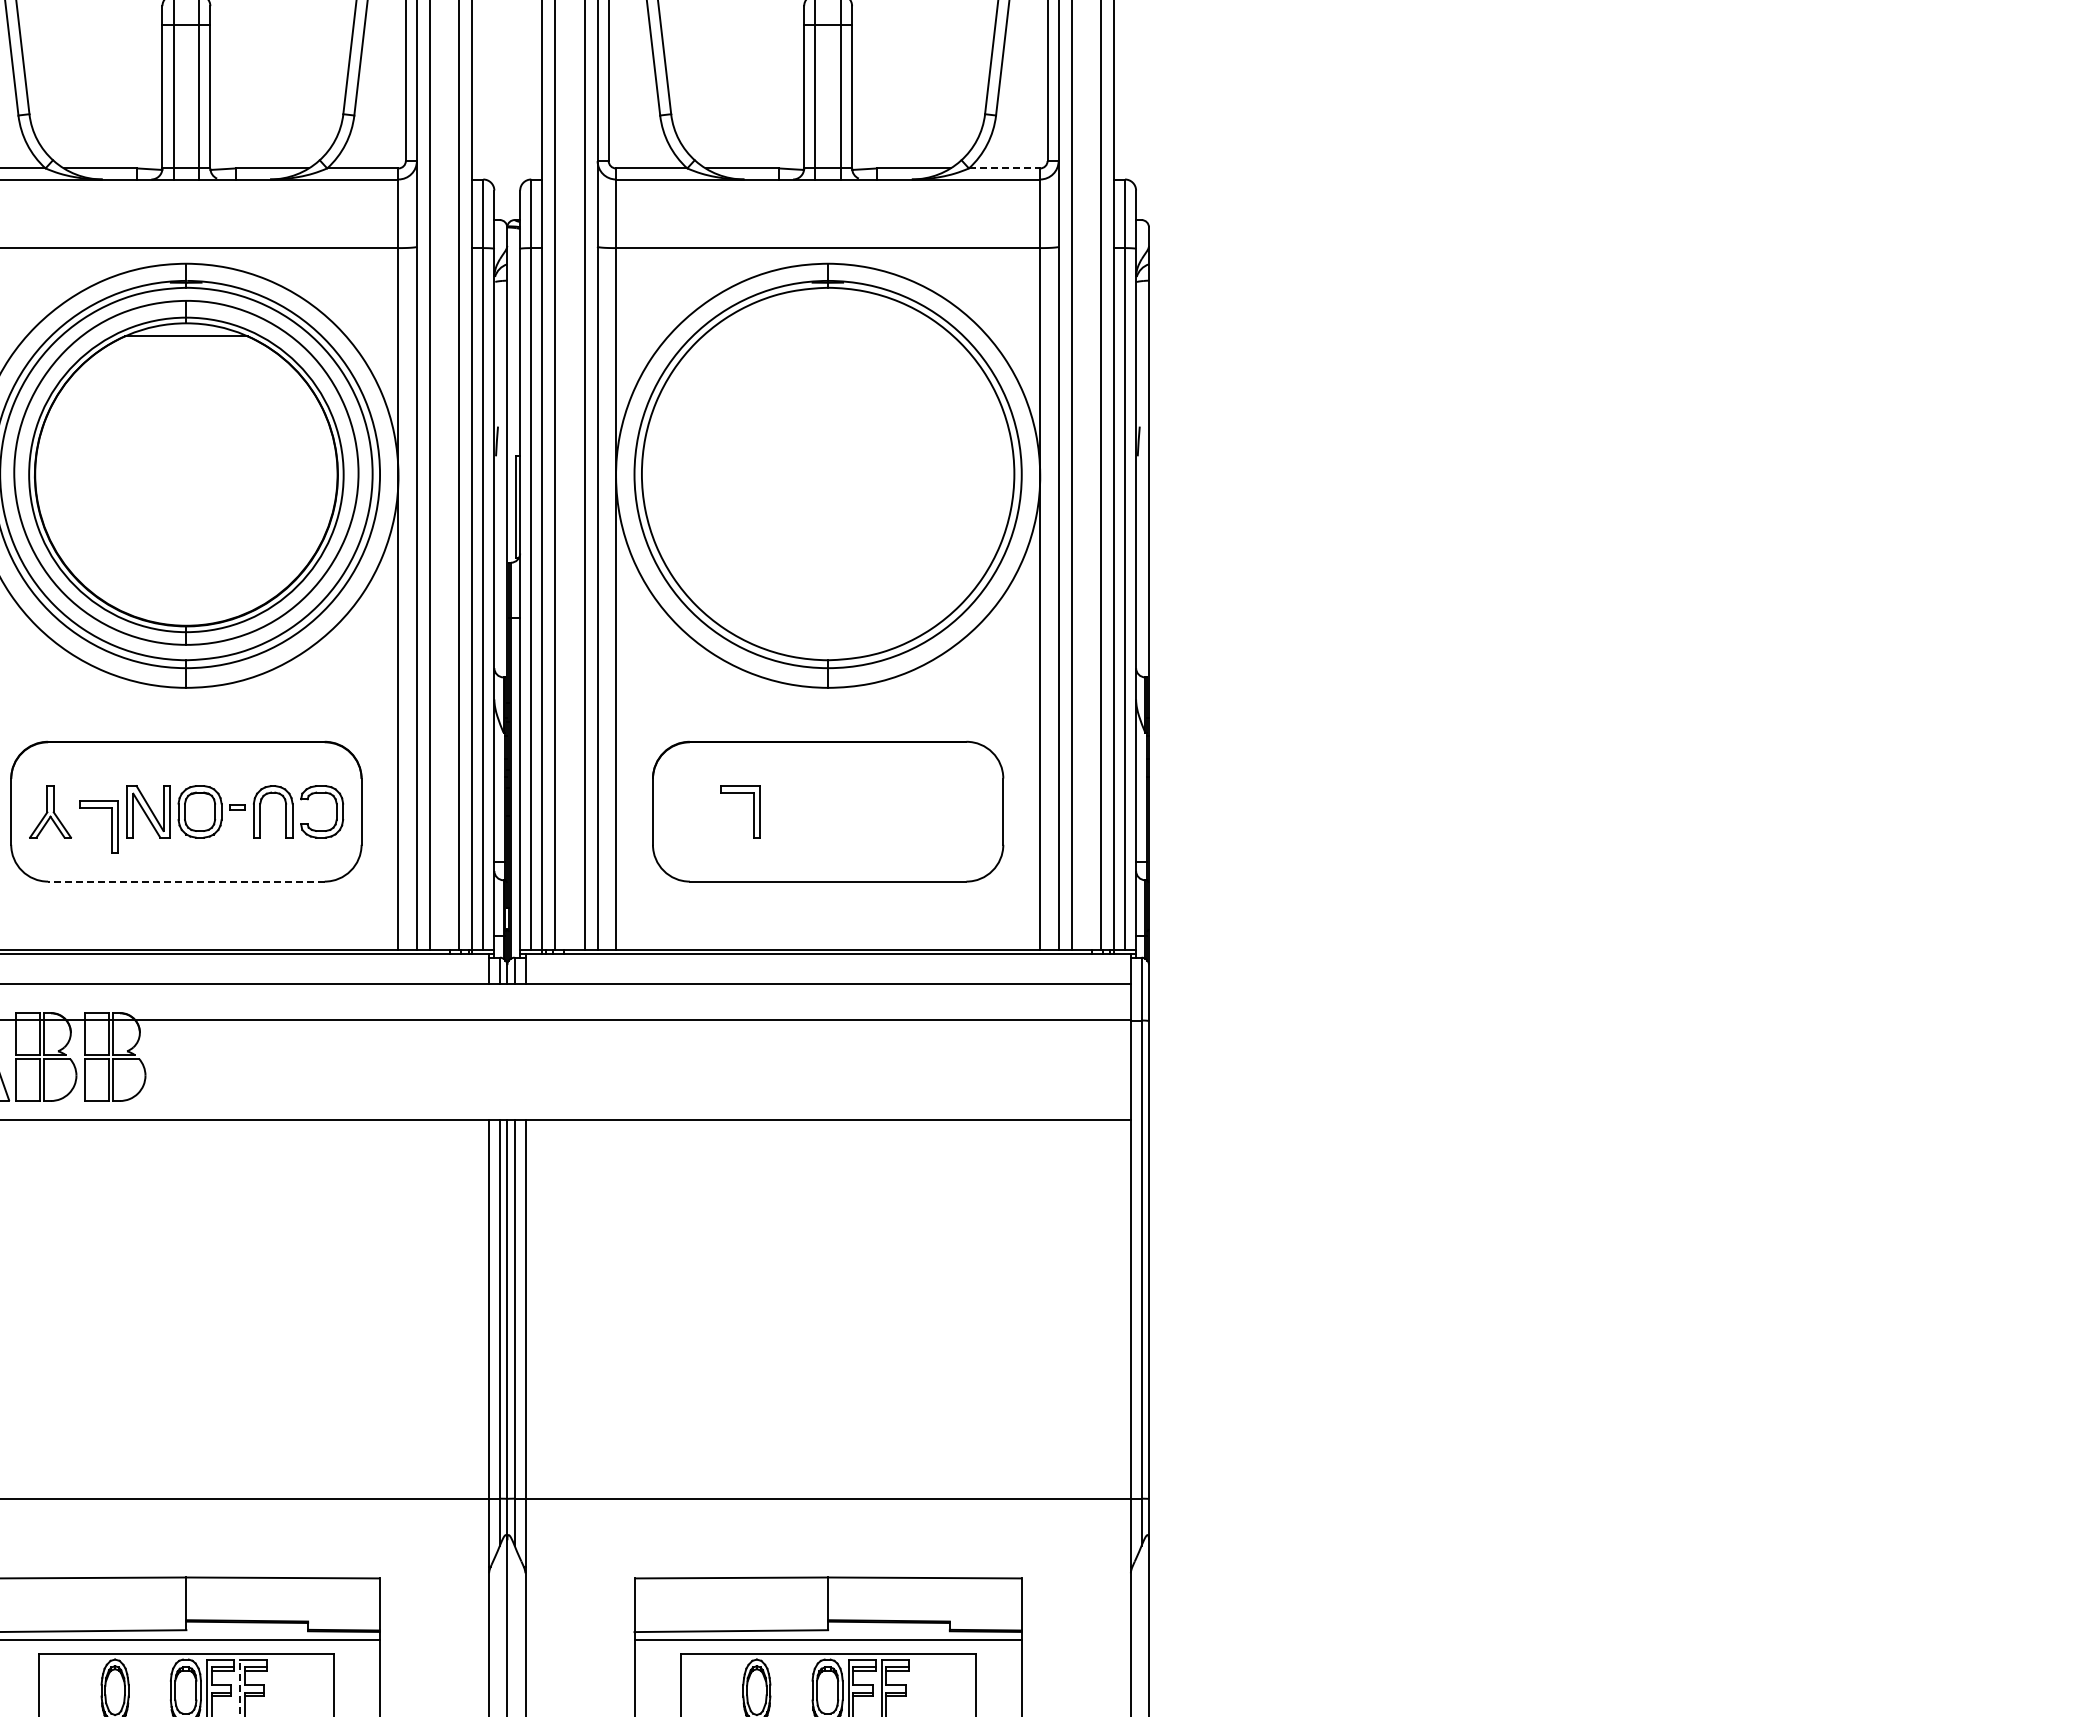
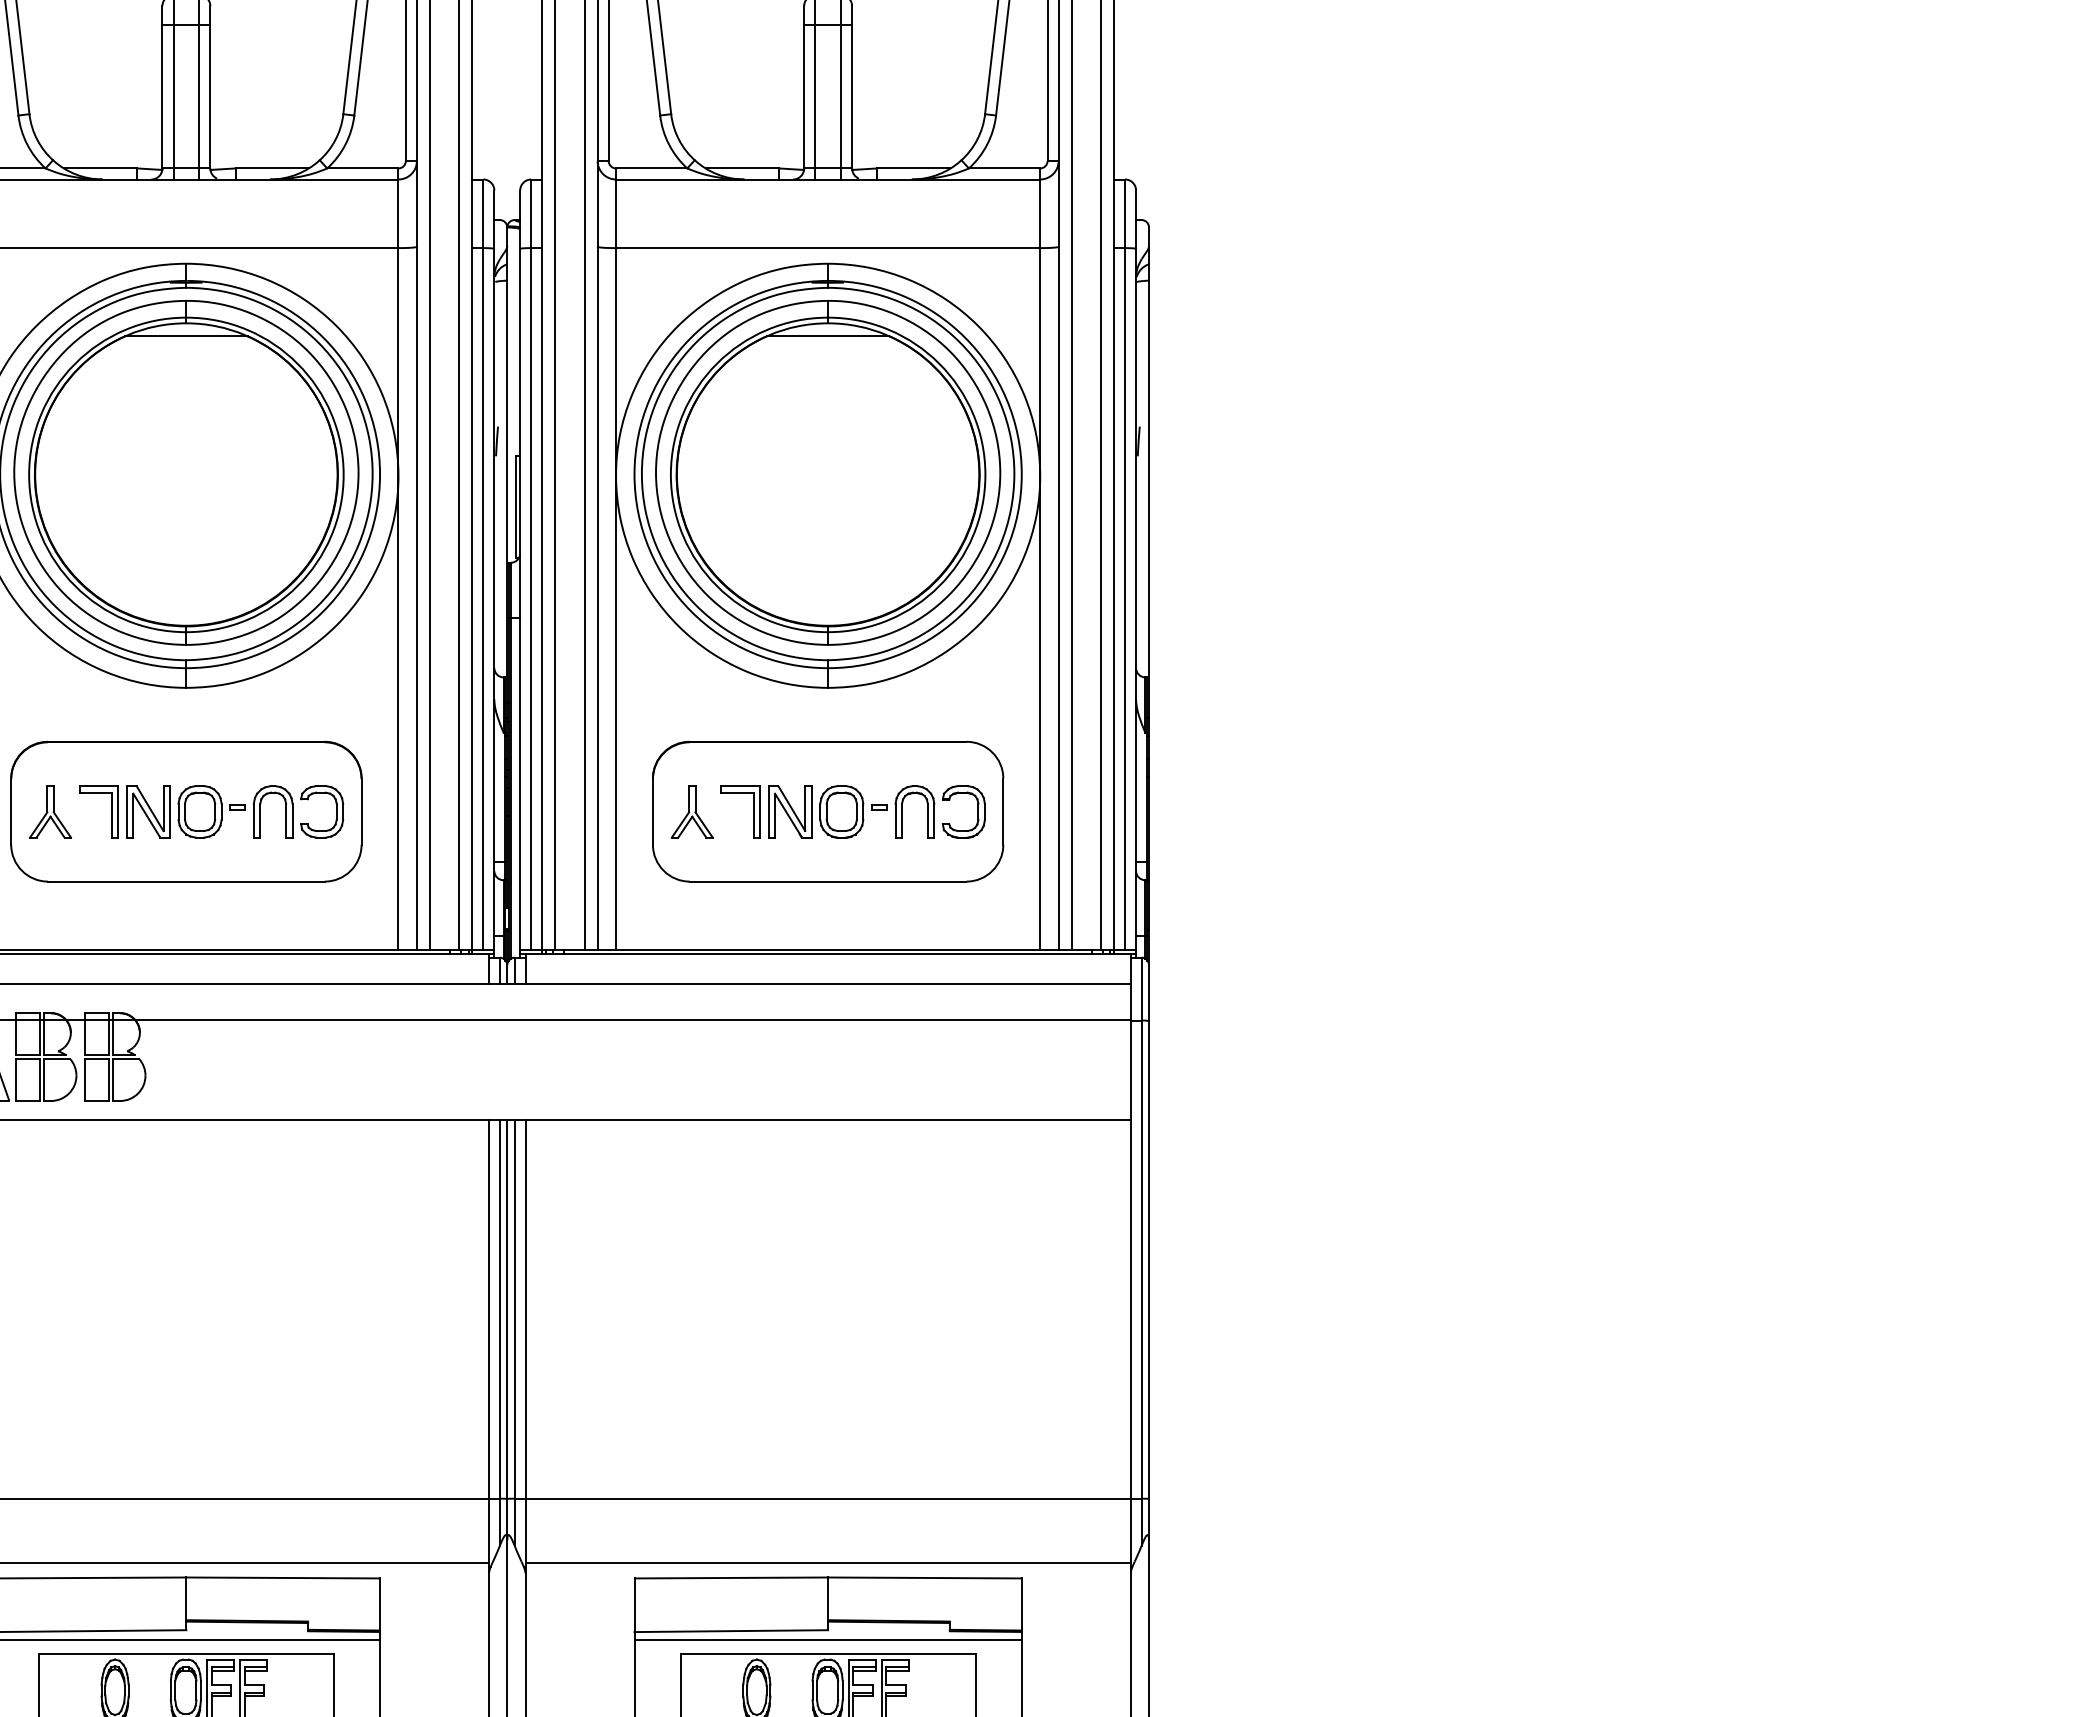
line: dashed -> solid (1004, 168)
part: none -> present (828, 472)
part: none -> present (691, 811)
part: none -> present (876, 811)
part position: (111, 826) -> (111, 811) (111, 811)
line: dashed -> solid (185, 881)
line: none -> present (245, 1563)
line: none -> present (827, 1563)
line: dashed -> solid (240, 1688)
